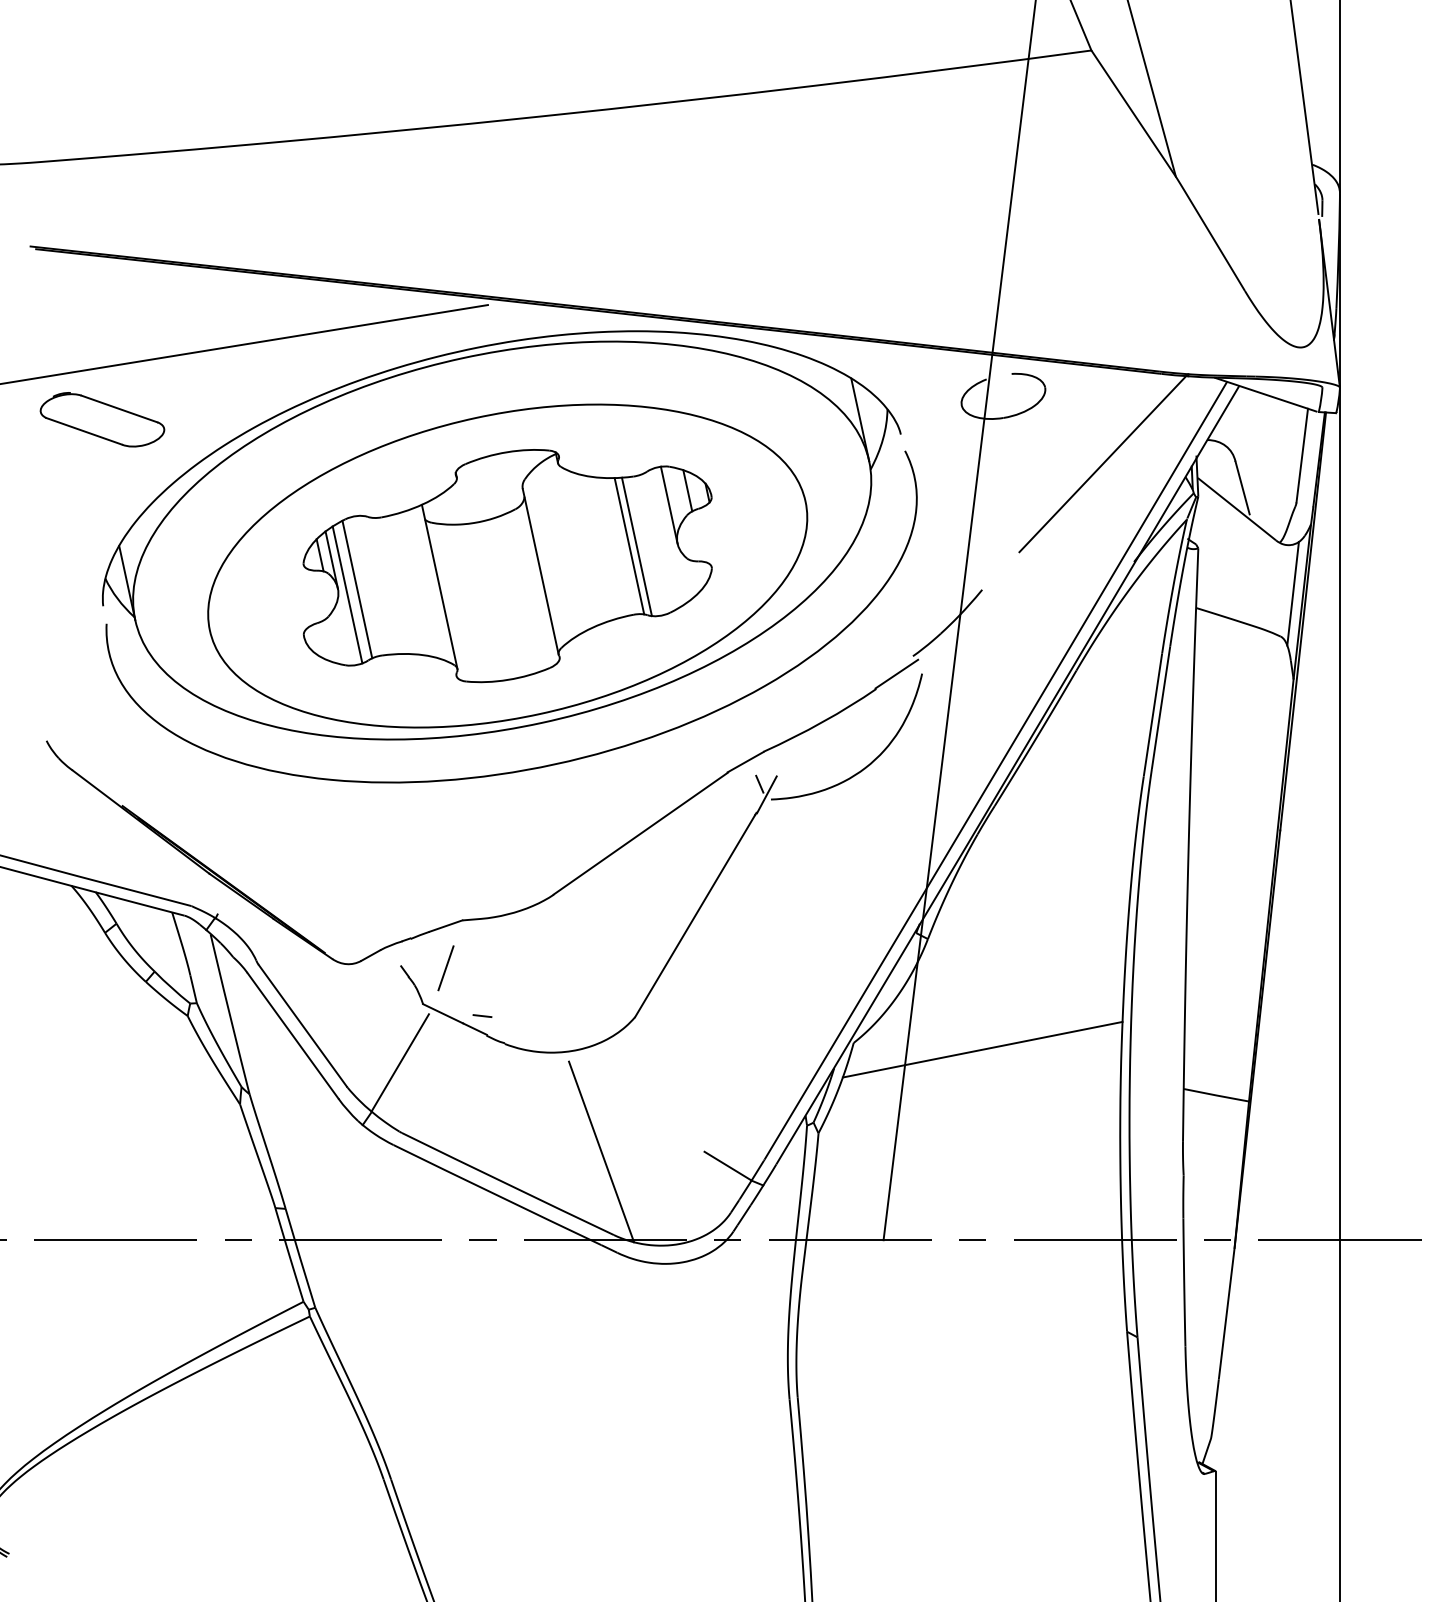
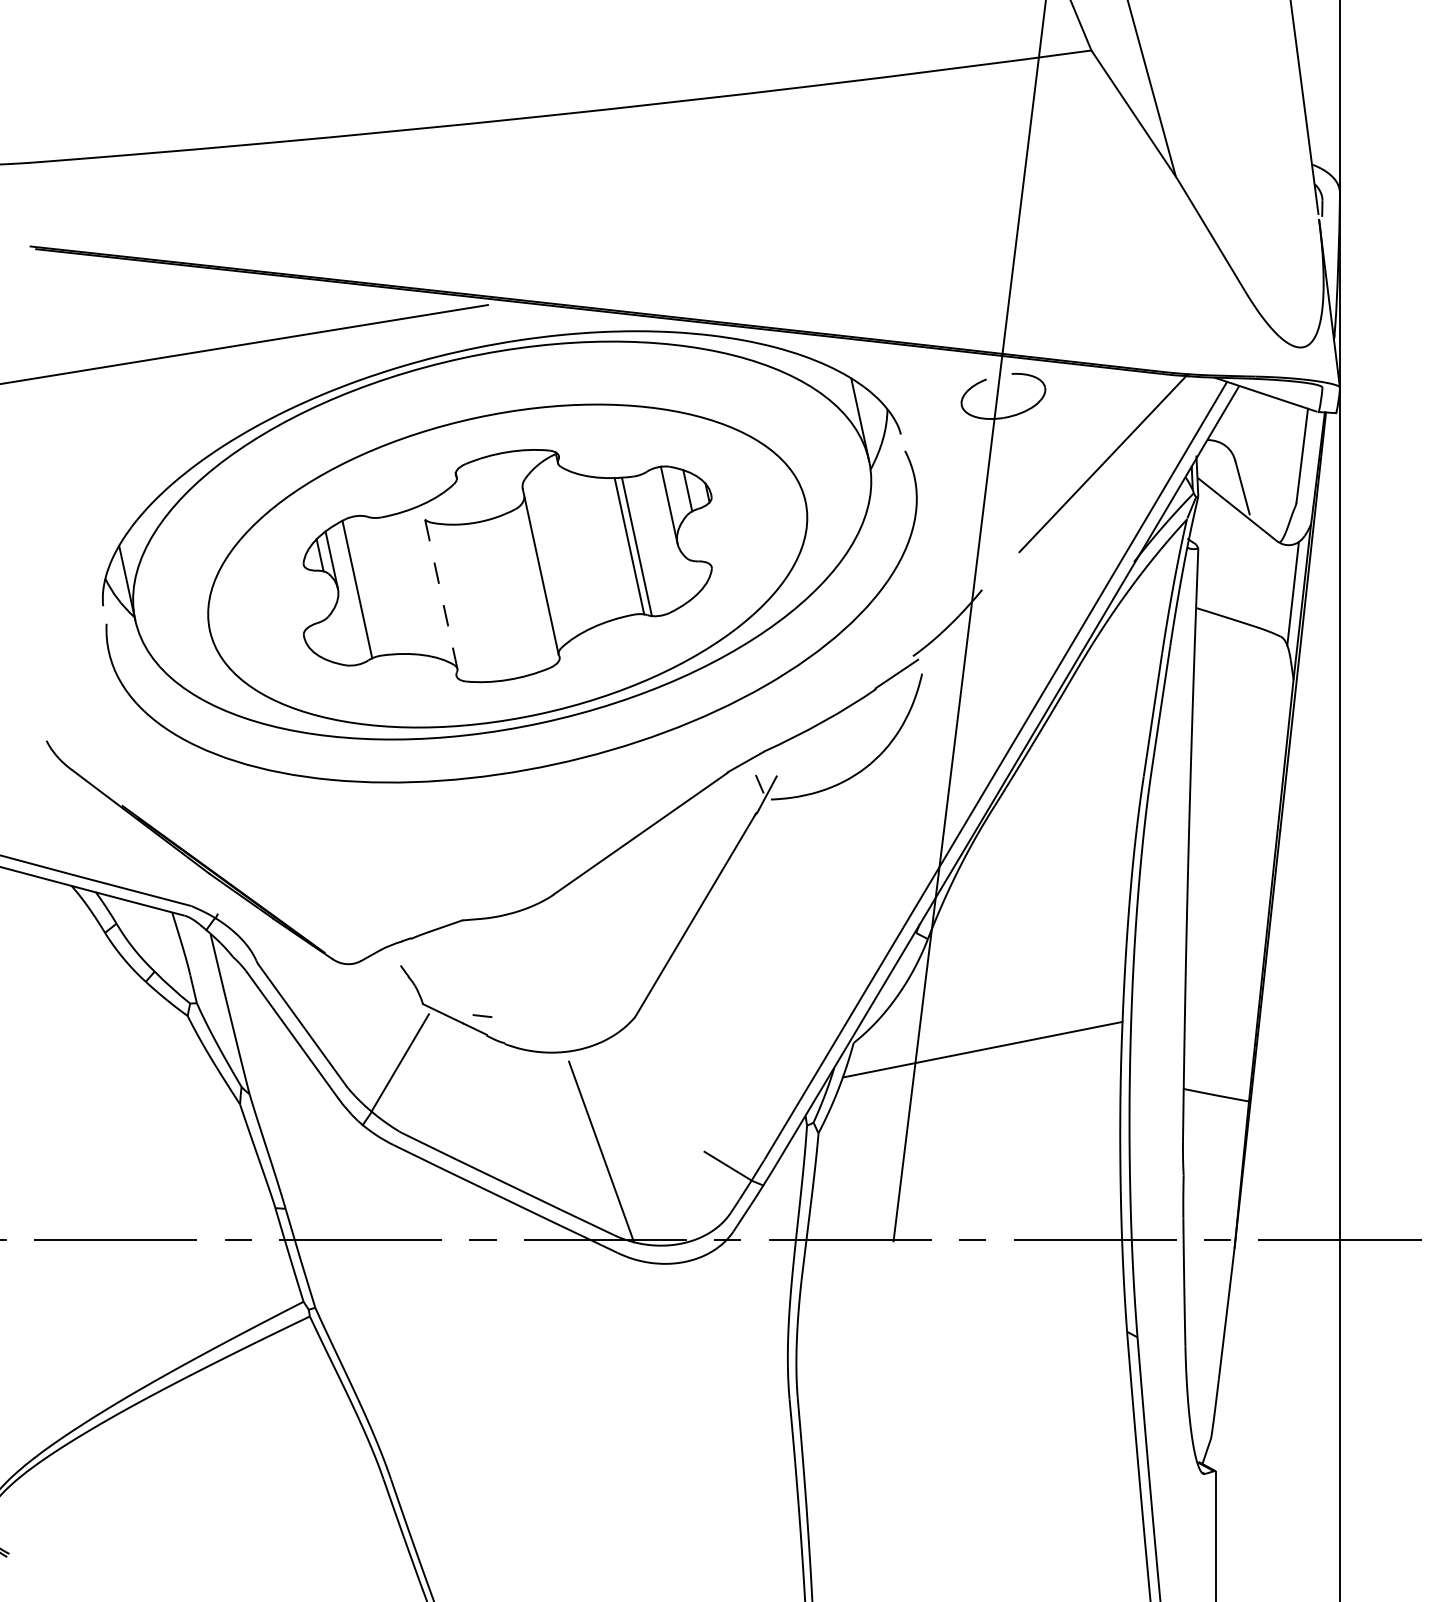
part: present -> none (102, 419)
line: solid -> dashed (439, 586)
line: present -> none (347, 594)
line position: (959, 621) -> (969, 621) (969, 621)
line: present -> none (445, 968)
